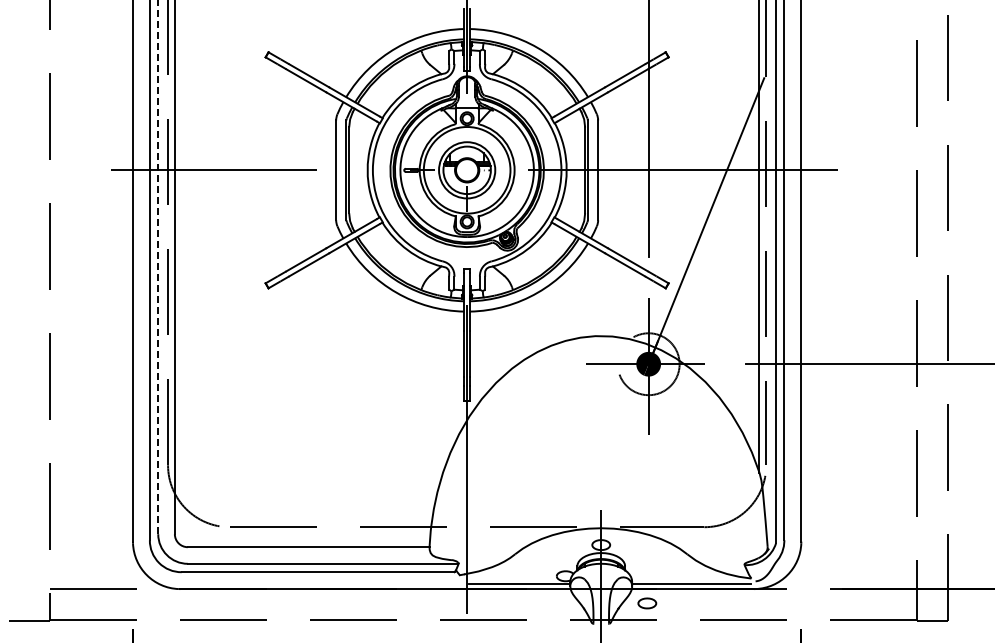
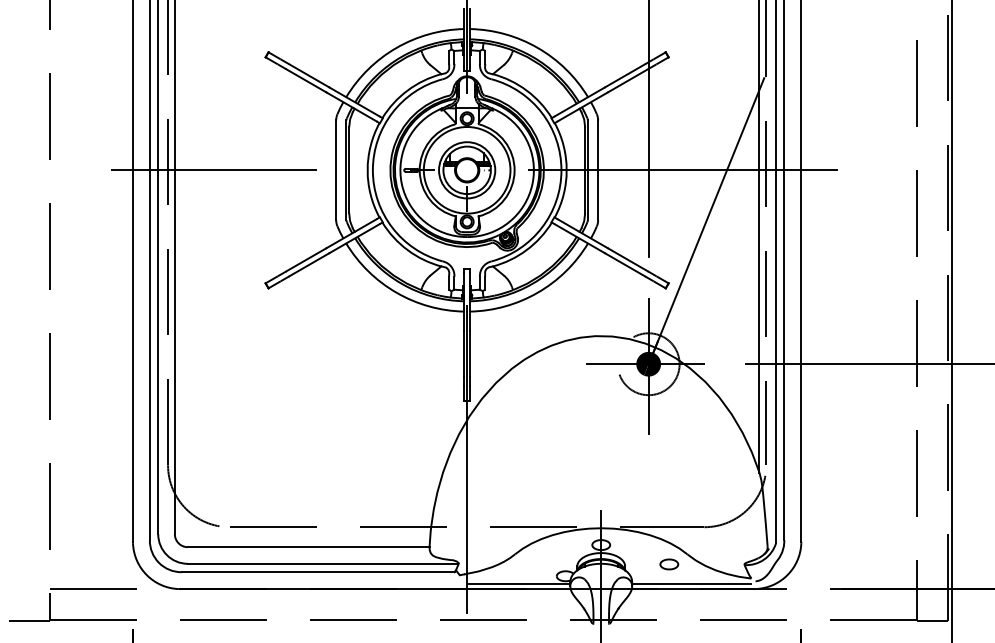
line: dashed -> solid (158, 267)
line: none -> present (951, 320)
part position: (647, 603) -> (669, 564) (669, 564)
